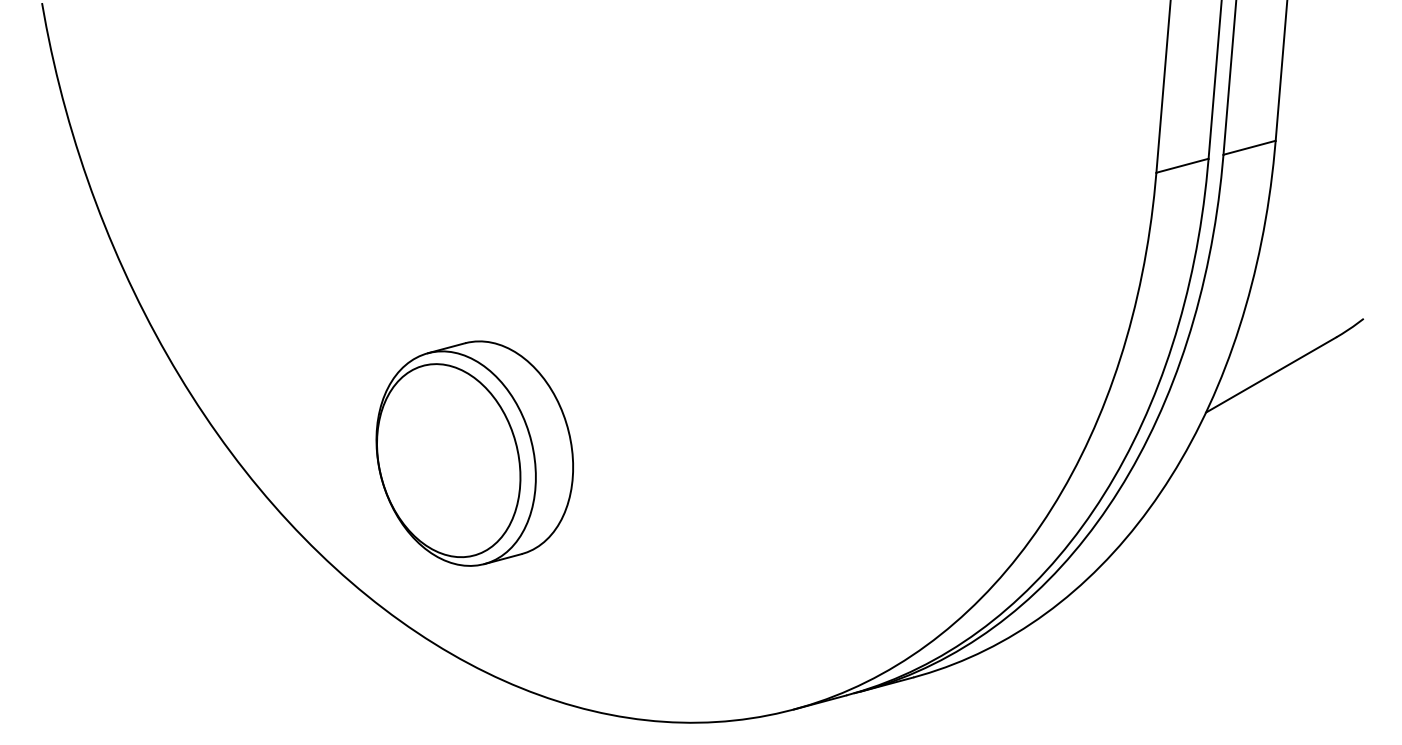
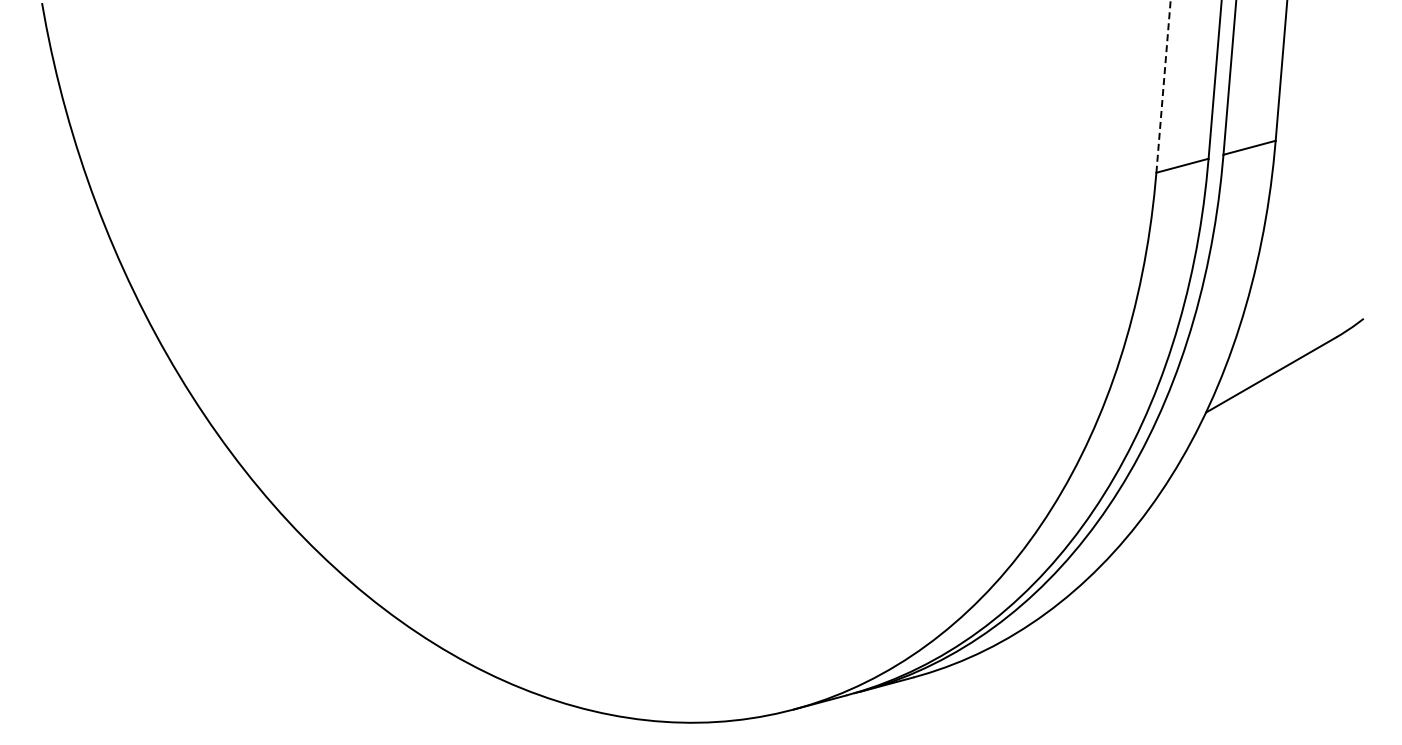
line: solid -> dashed (1163, 86)
part: present -> none (474, 453)
